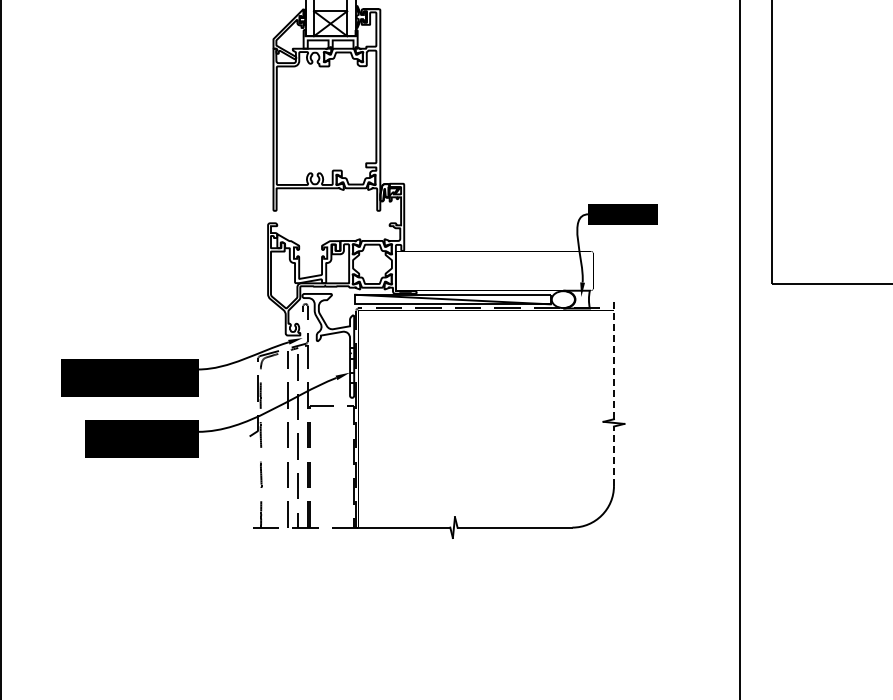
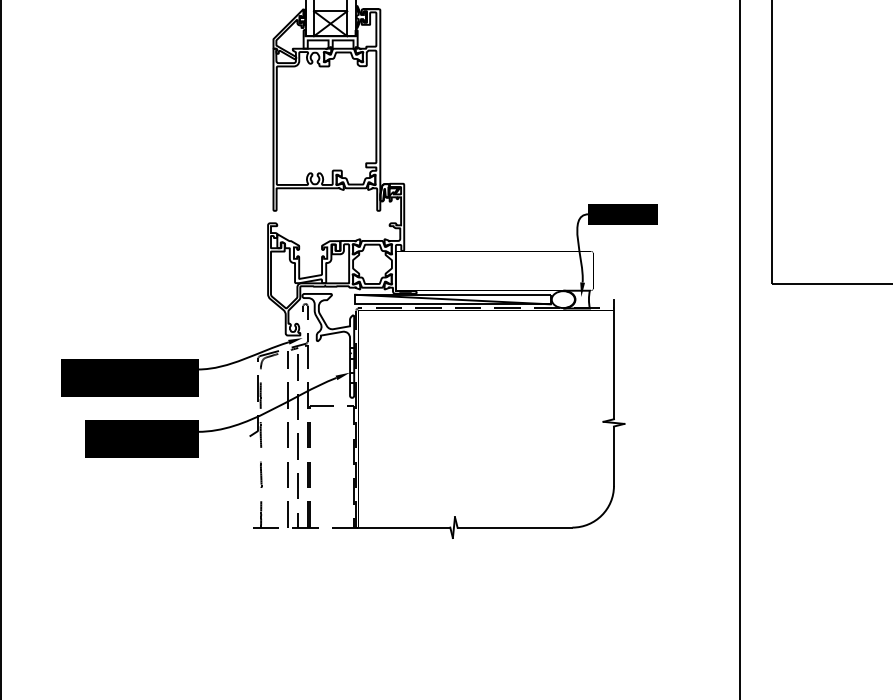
line: dashed -> solid (613, 359)
line: dashed -> solid (613, 456)
